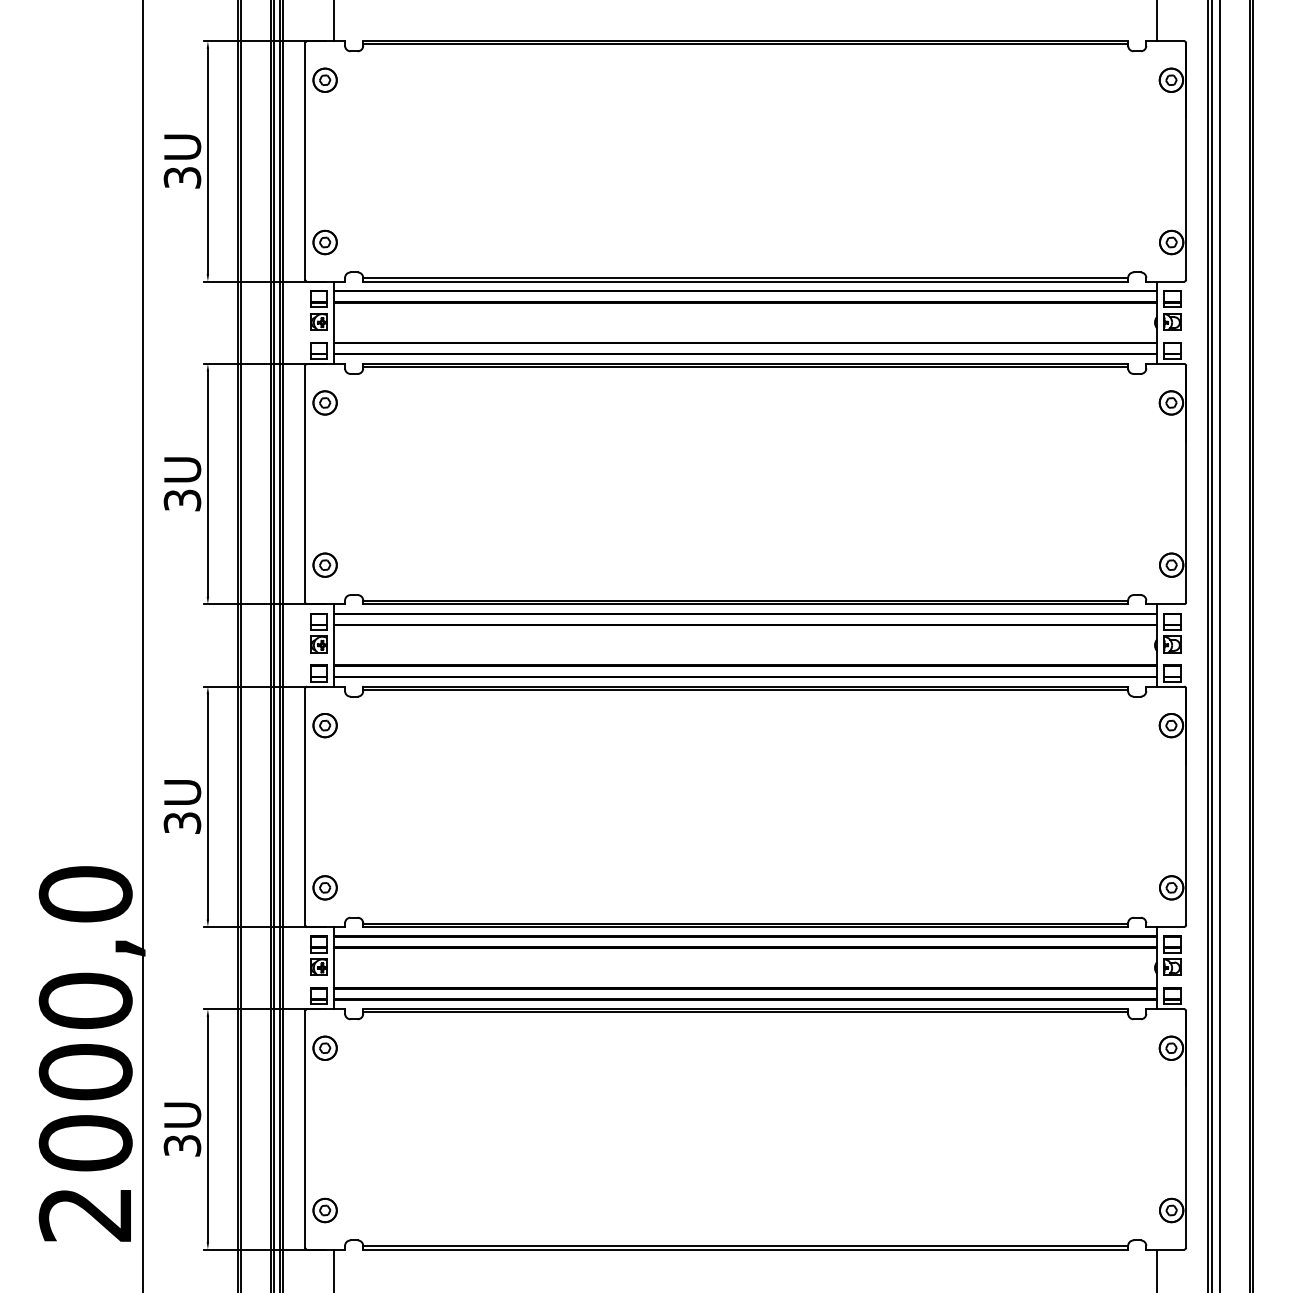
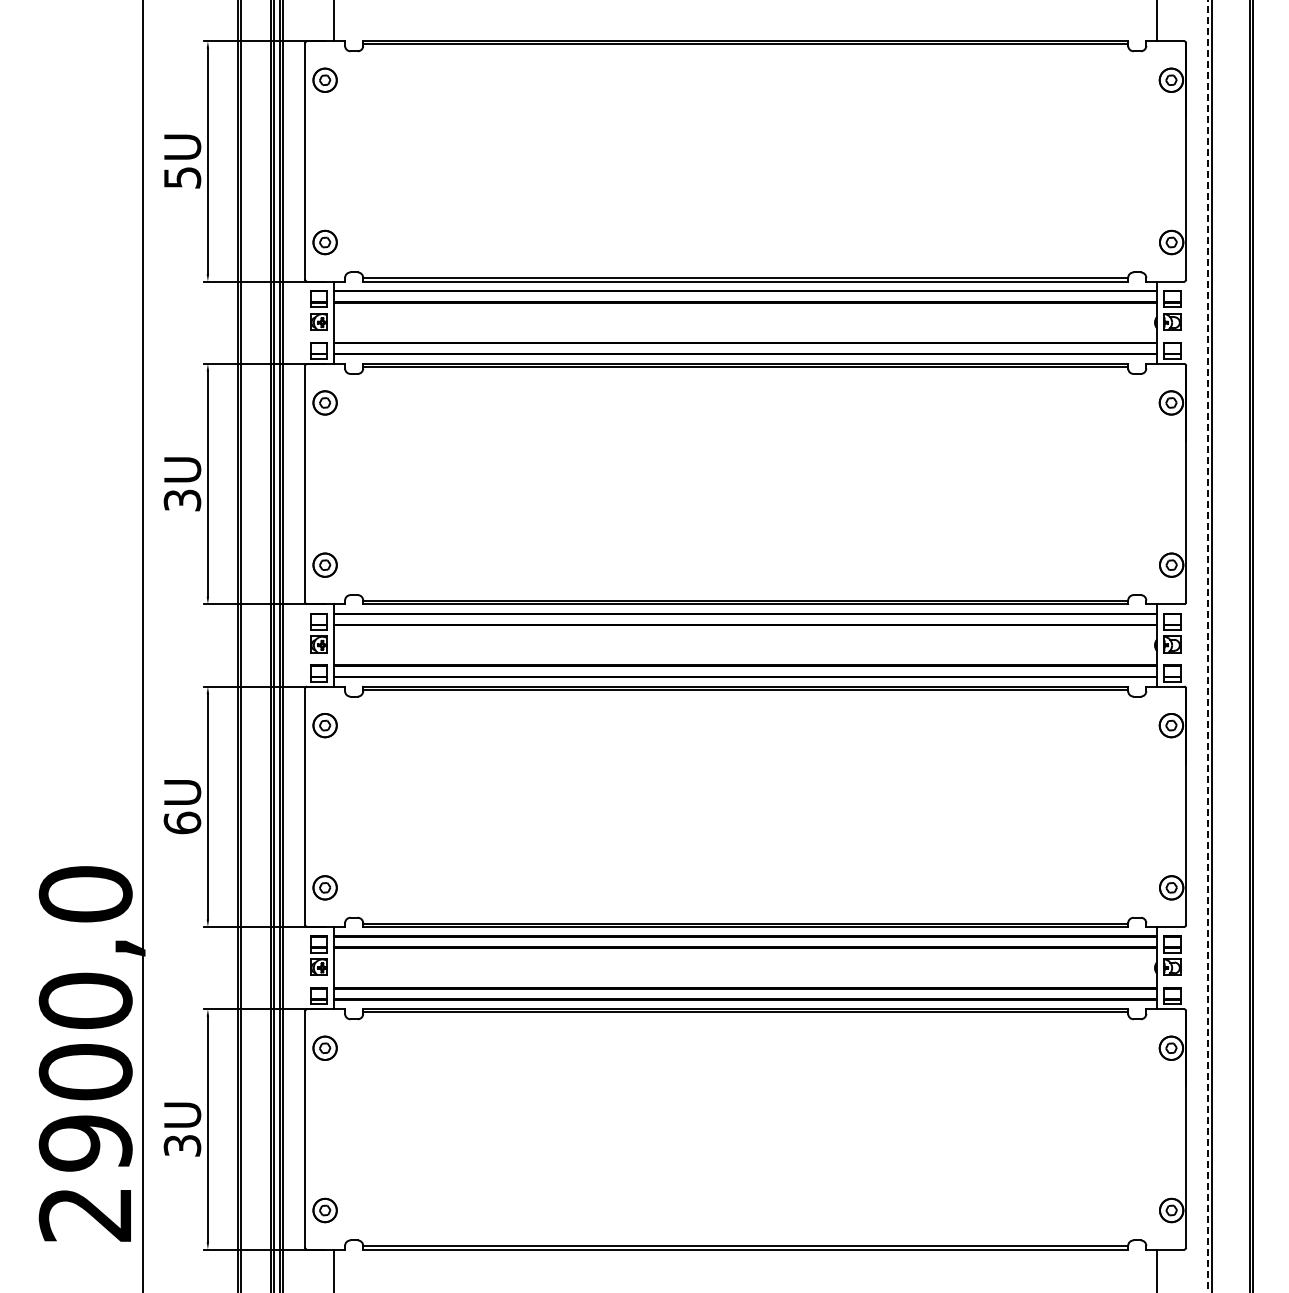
text: 3U -> 5U (181, 177)
line: present -> none (1220, 645)
line: solid -> dashed (1207, 646)
text: 3U -> 6U (182, 822)
text: 2000,0 -> 2900,0 (85, 1143)
